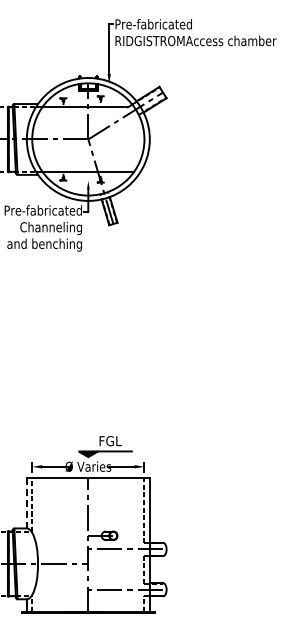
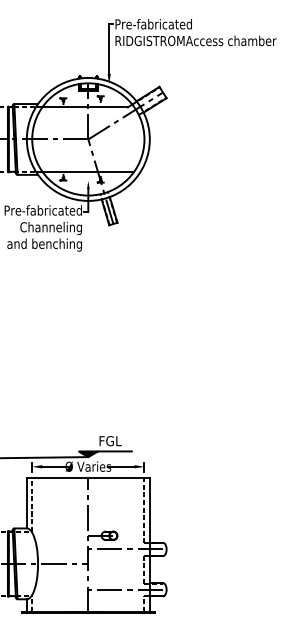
line: none -> present (45, 457)
line: dashed -> solid (26, 503)
